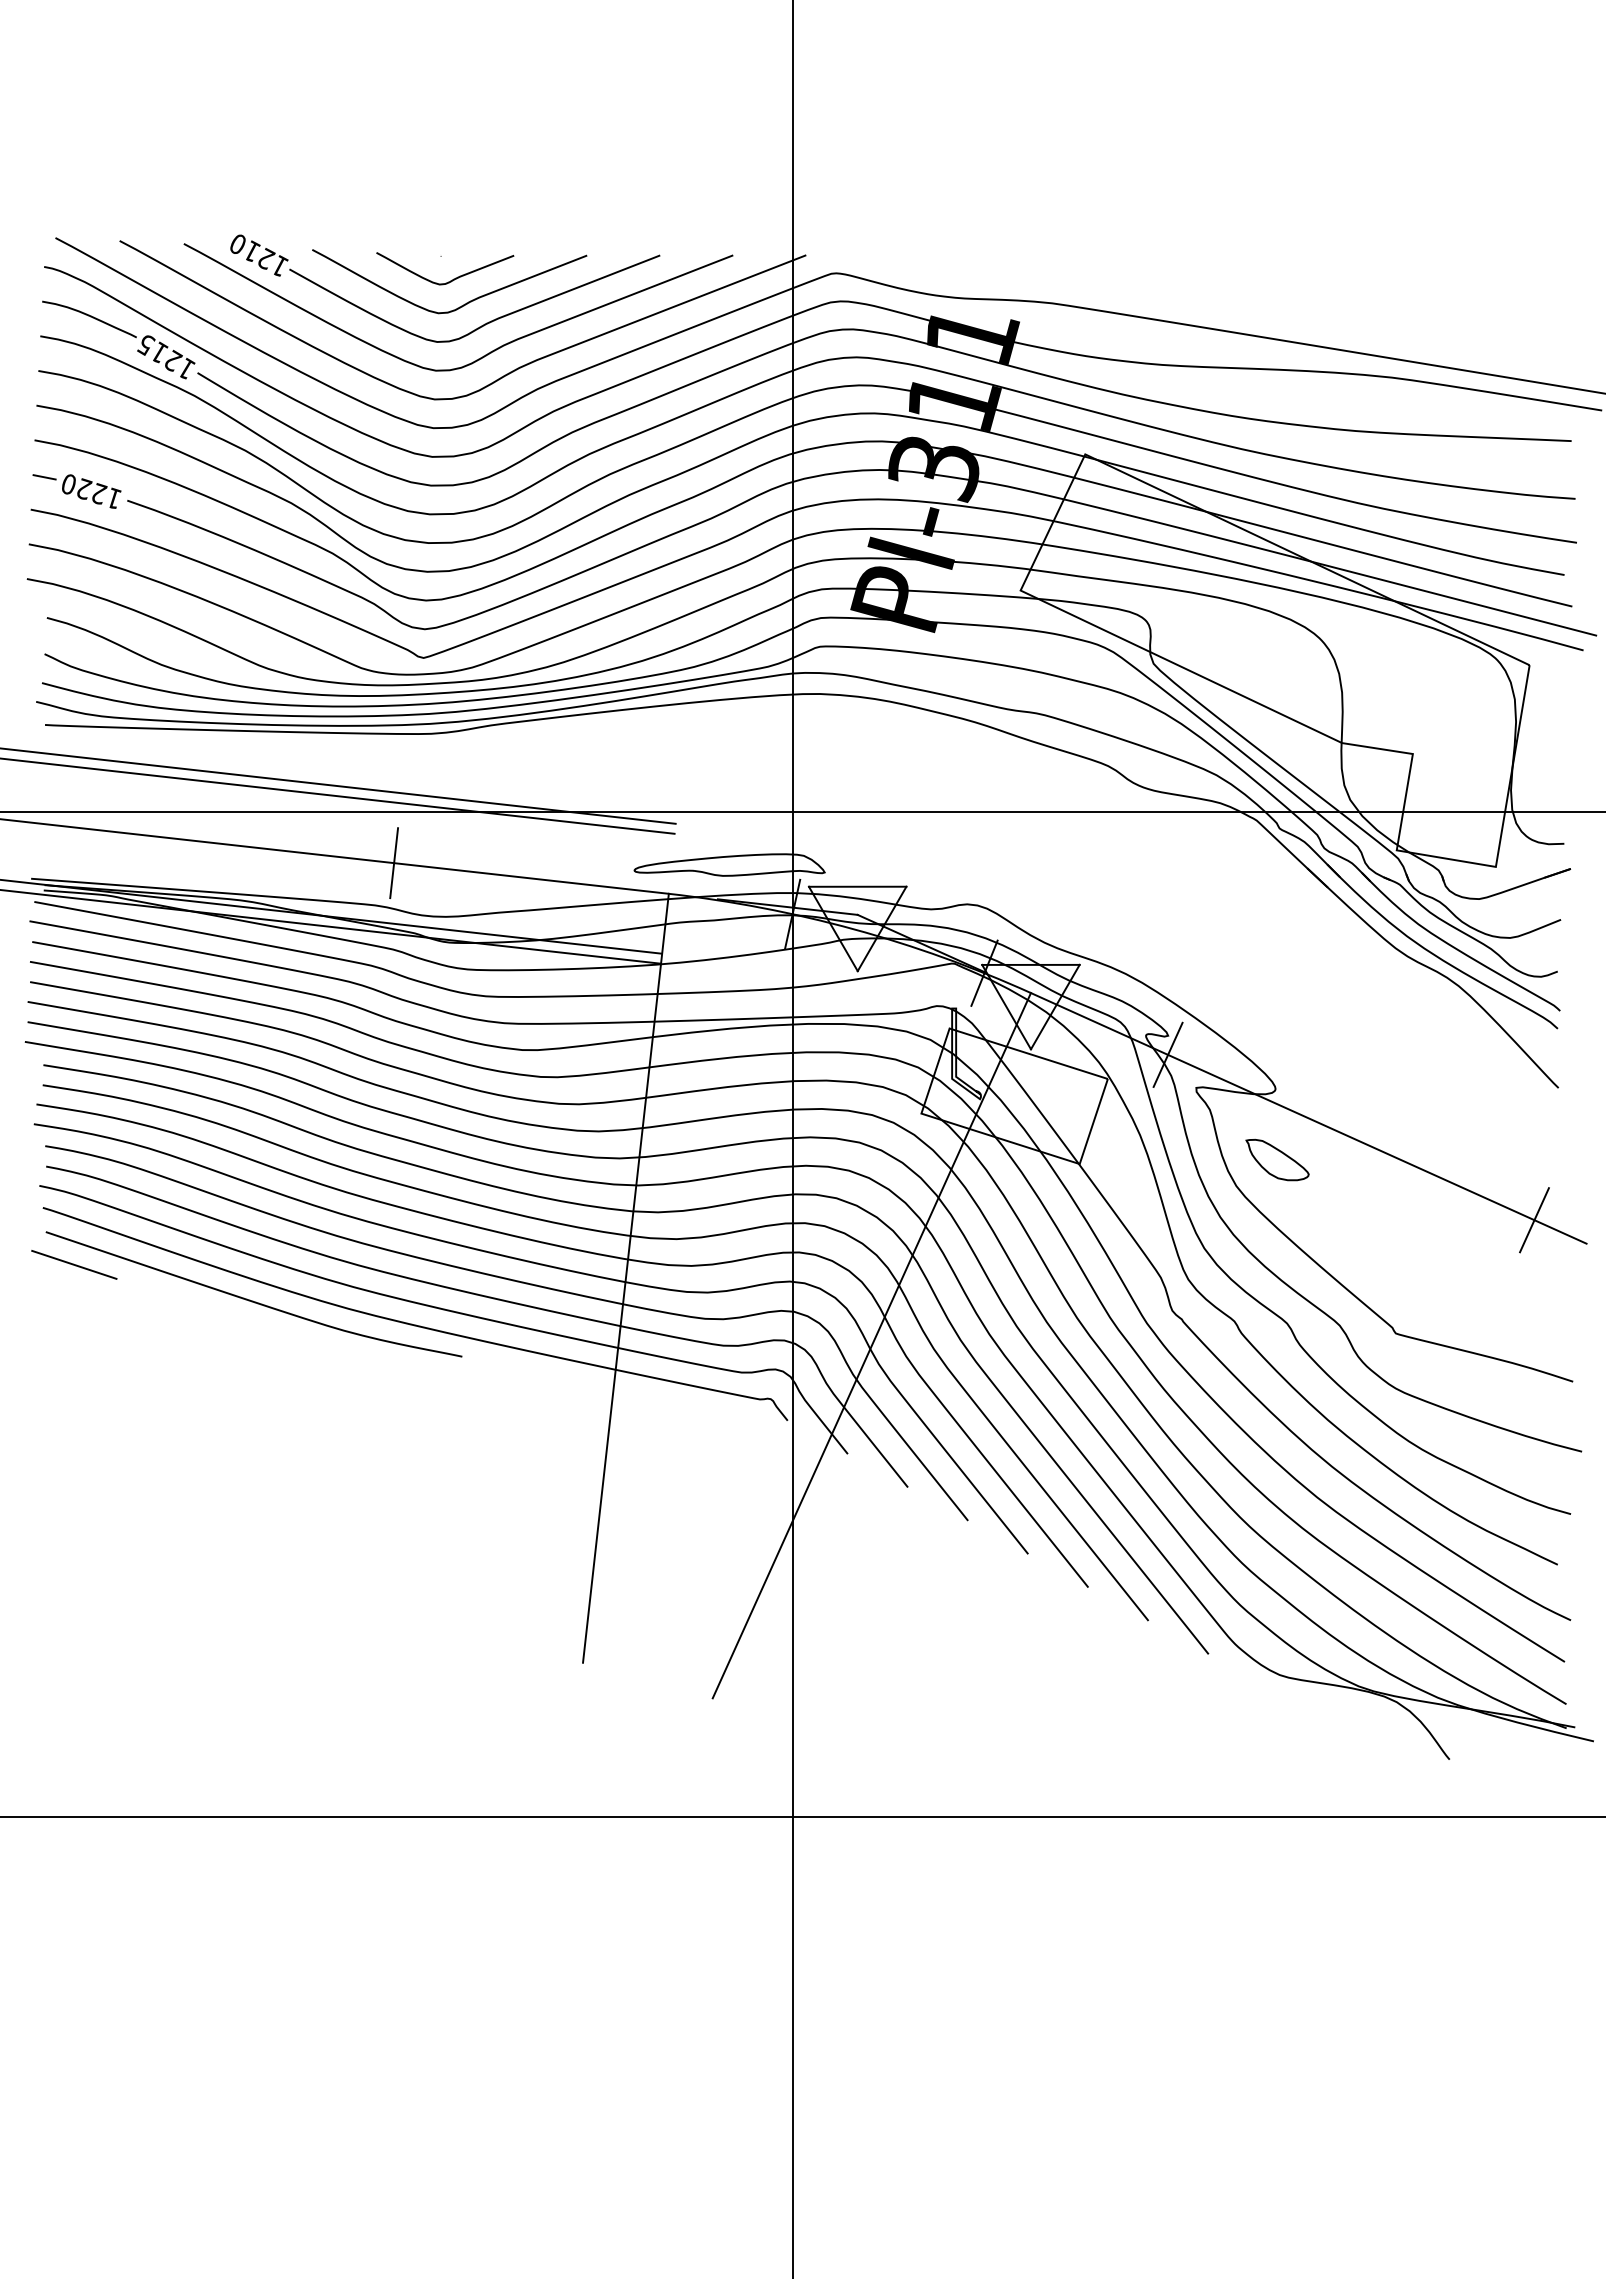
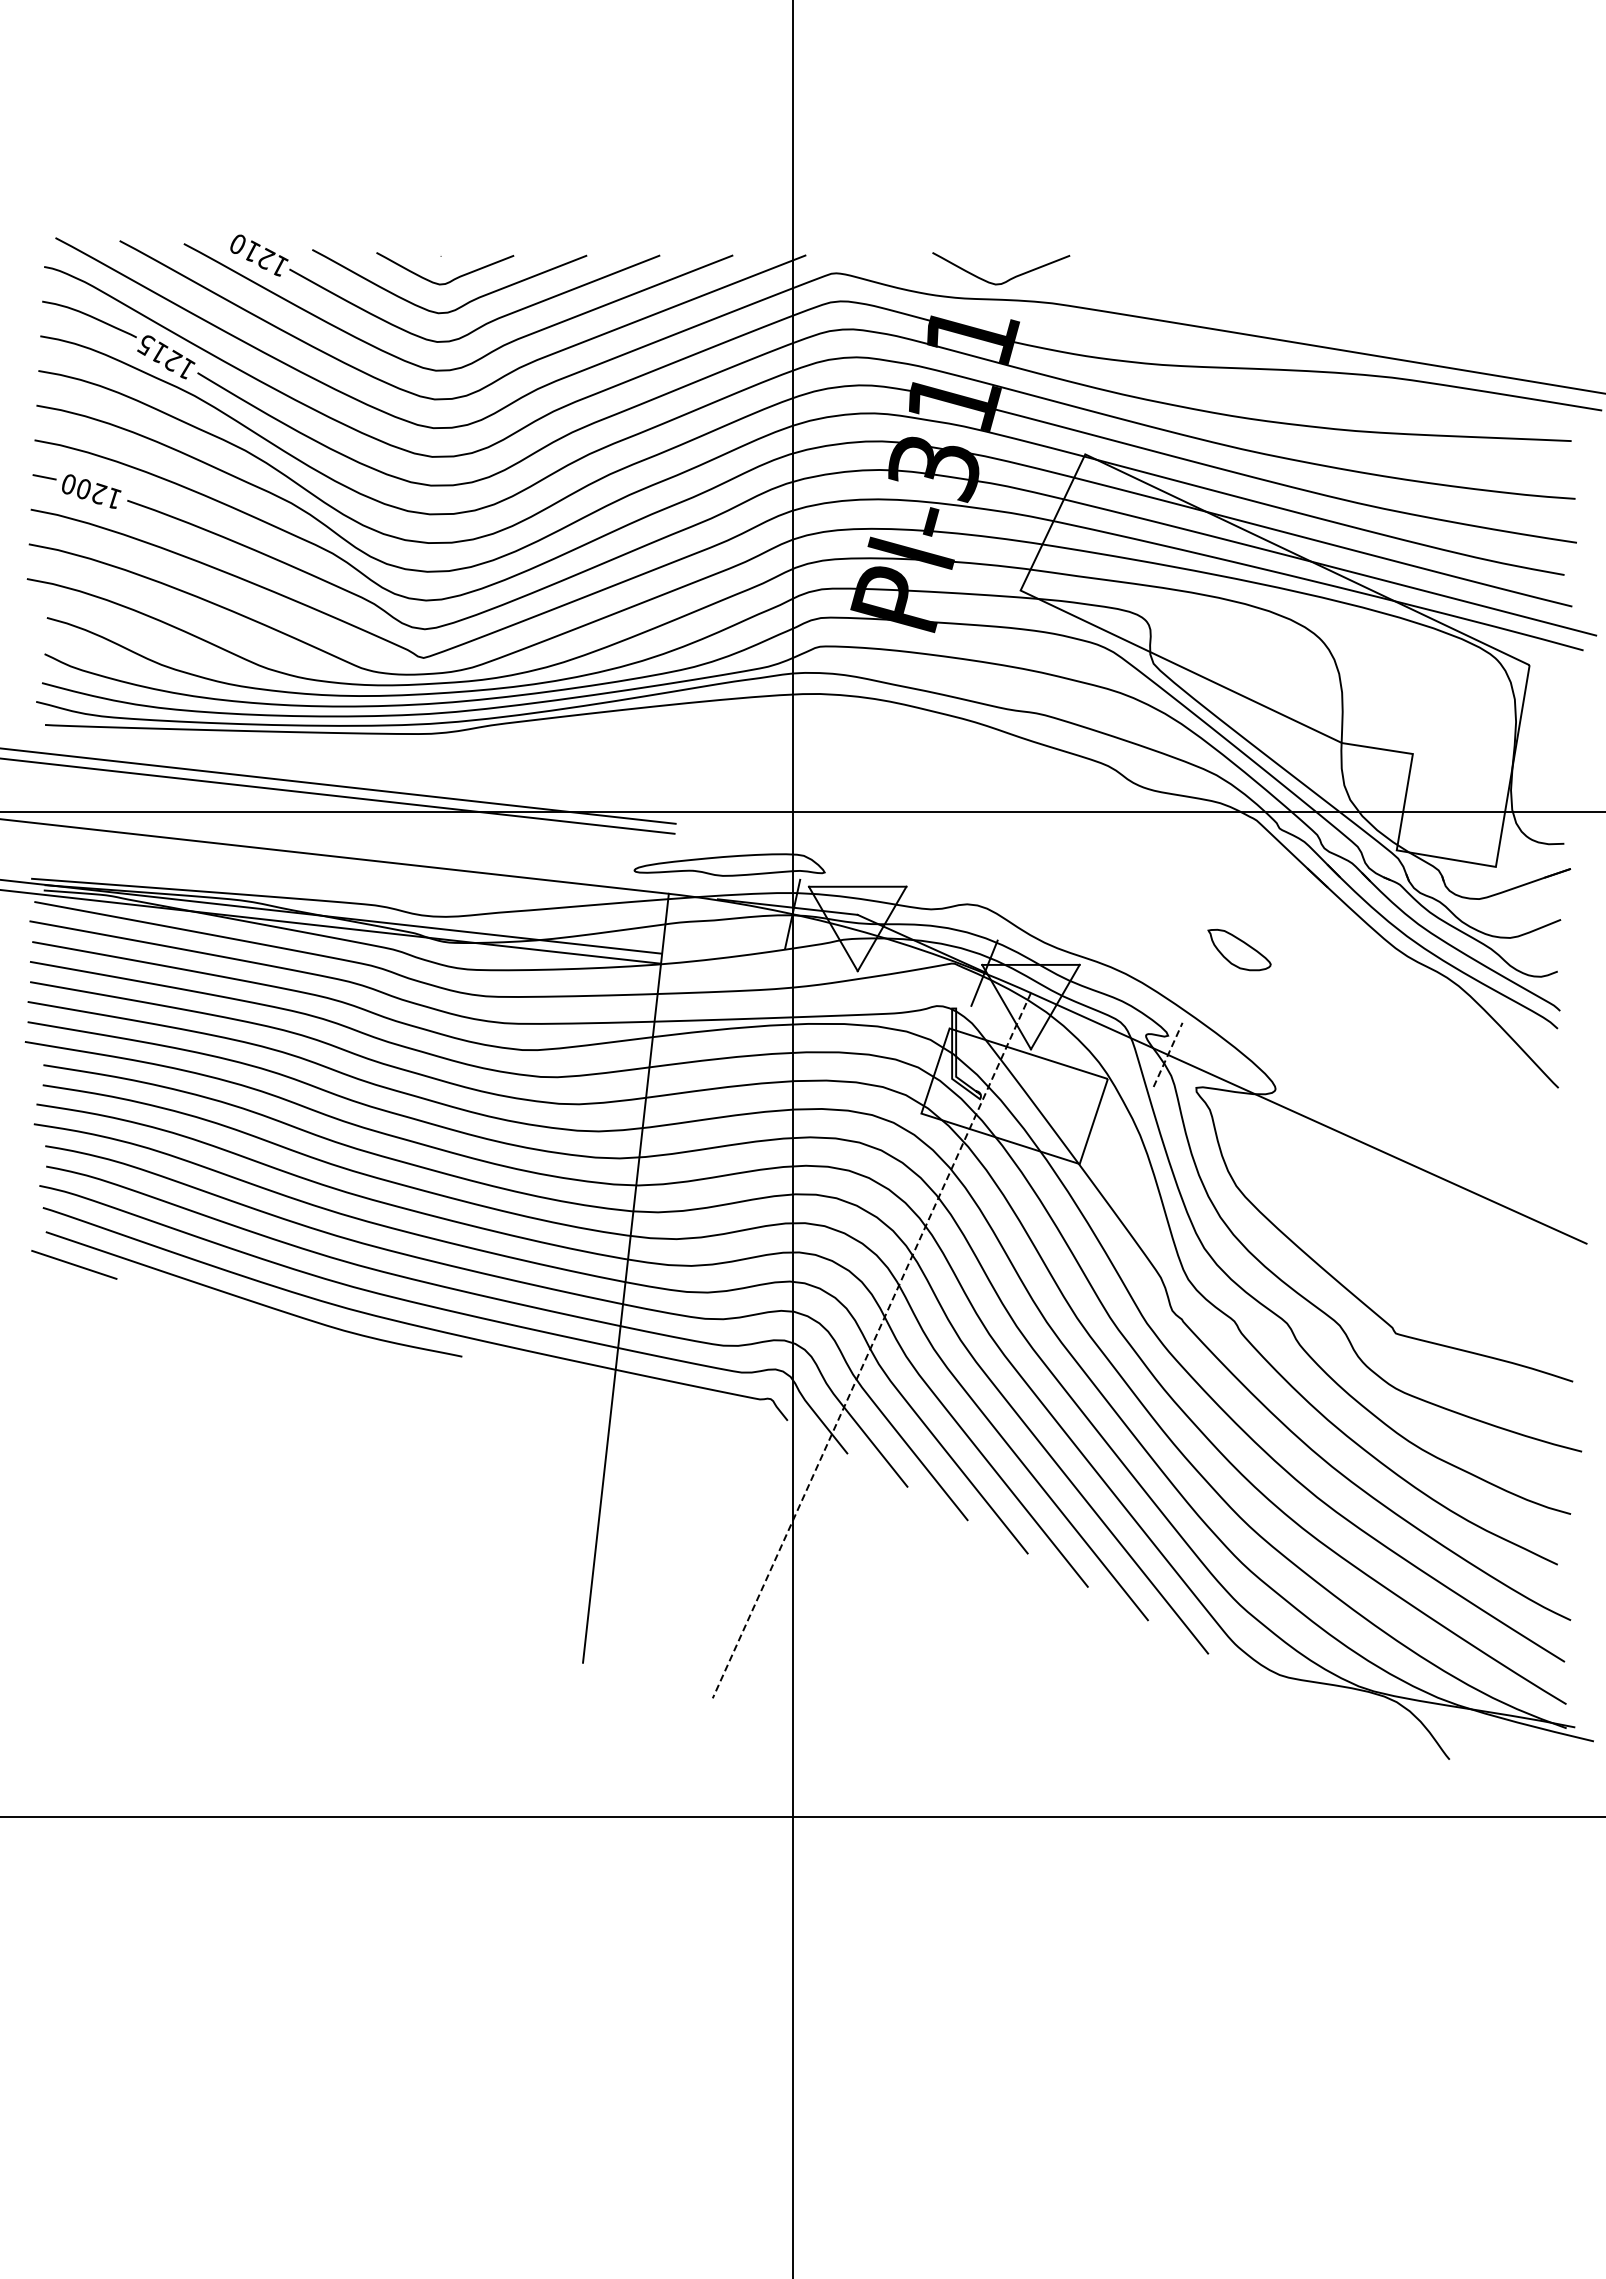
curve: none -> present (1009, 278)
text: 1220 -> 1200 (84, 488)
line: present -> none (394, 863)
line: solid -> dashed (1168, 1054)
part position: (1277, 1159) -> (1239, 949) (1239, 949)
line: present -> none (1534, 1220)
line: solid -> dashed (871, 1345)
